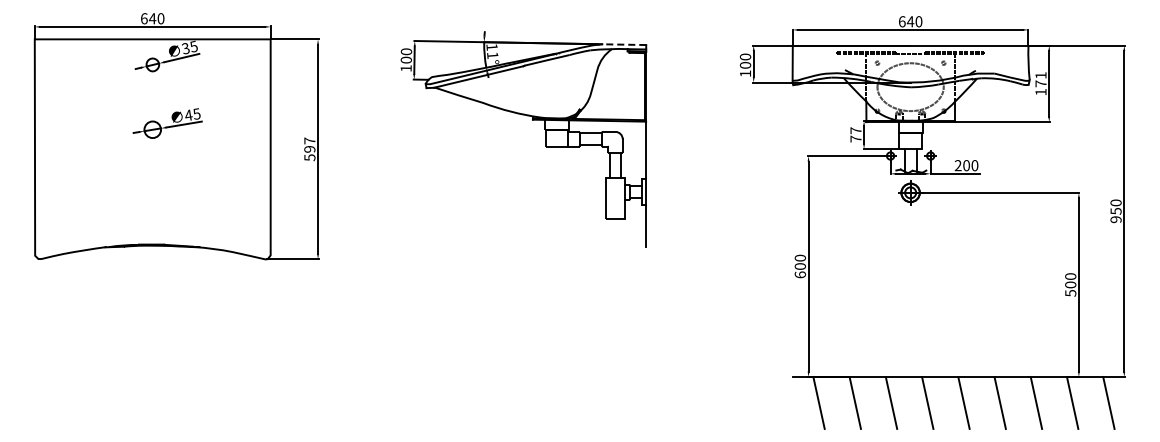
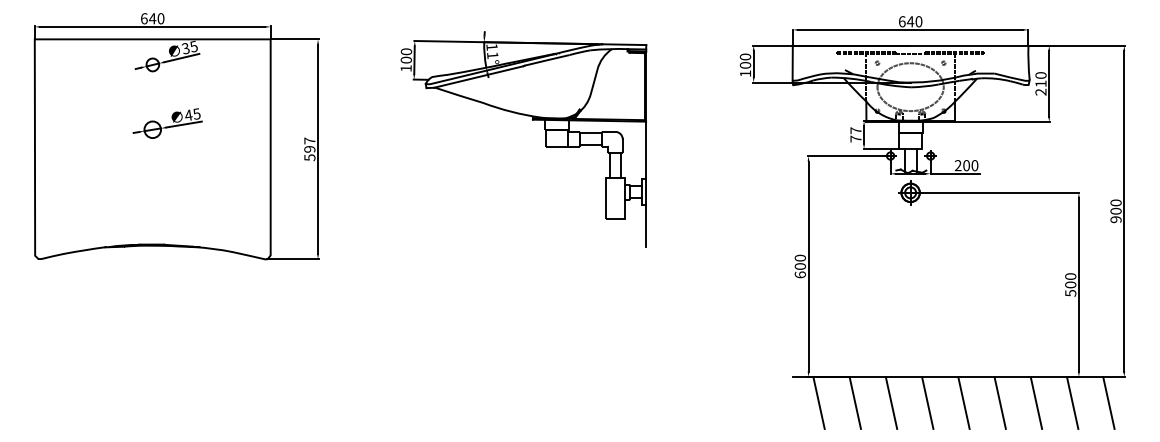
line: dashed -> solid (624, 44)
text: 171 -> 210 (1040, 83)
text: 950 -> 900 (1115, 210)
